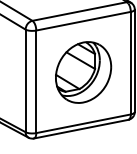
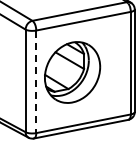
part position: (83, 72) -> (72, 72) (72, 72)
line: solid -> dashed (36, 82)
